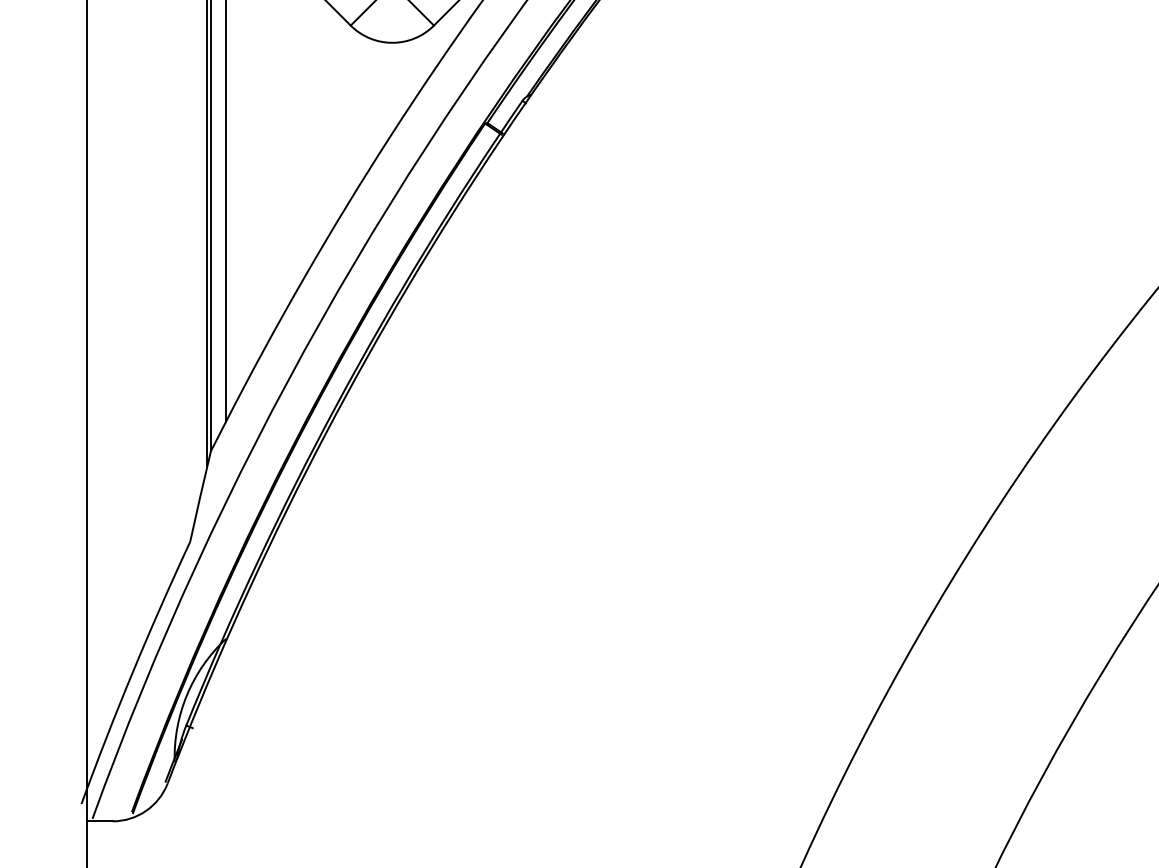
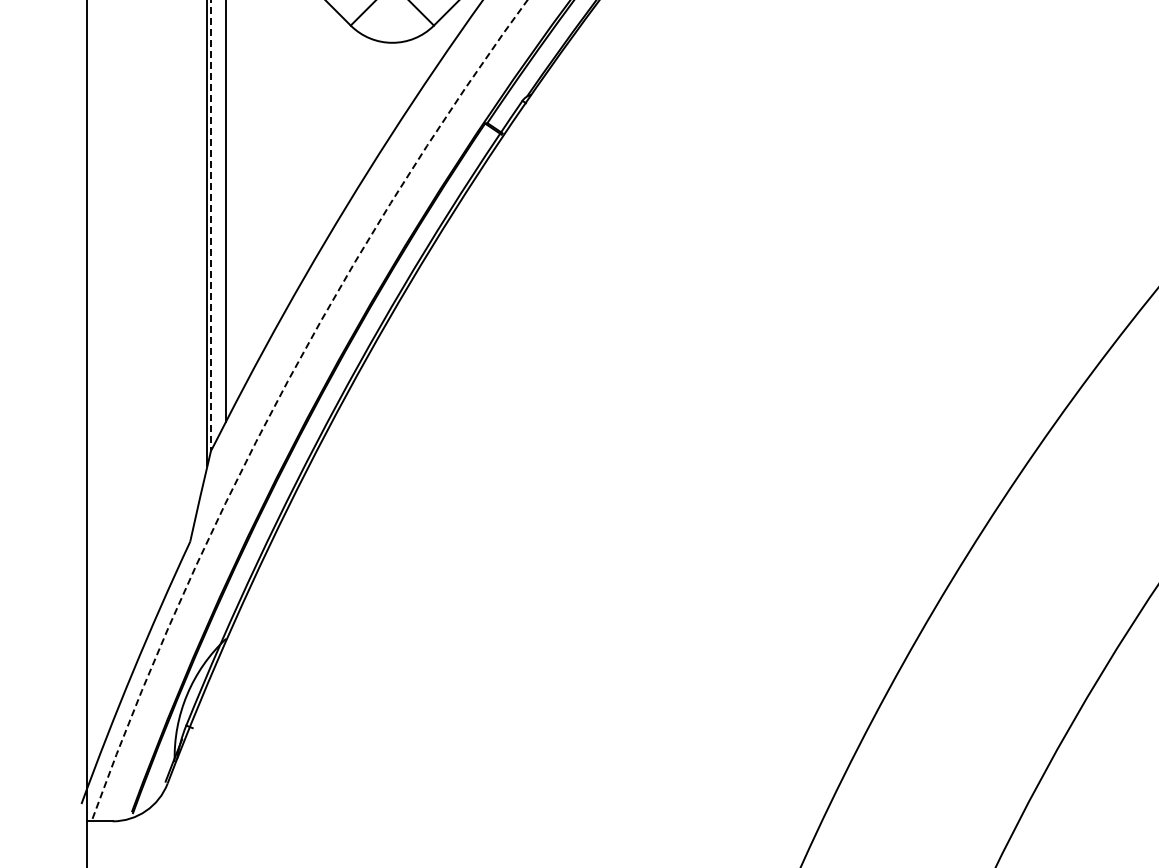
line: solid -> dashed (211, 225)
arc: solid -> dashed (280, 394)
